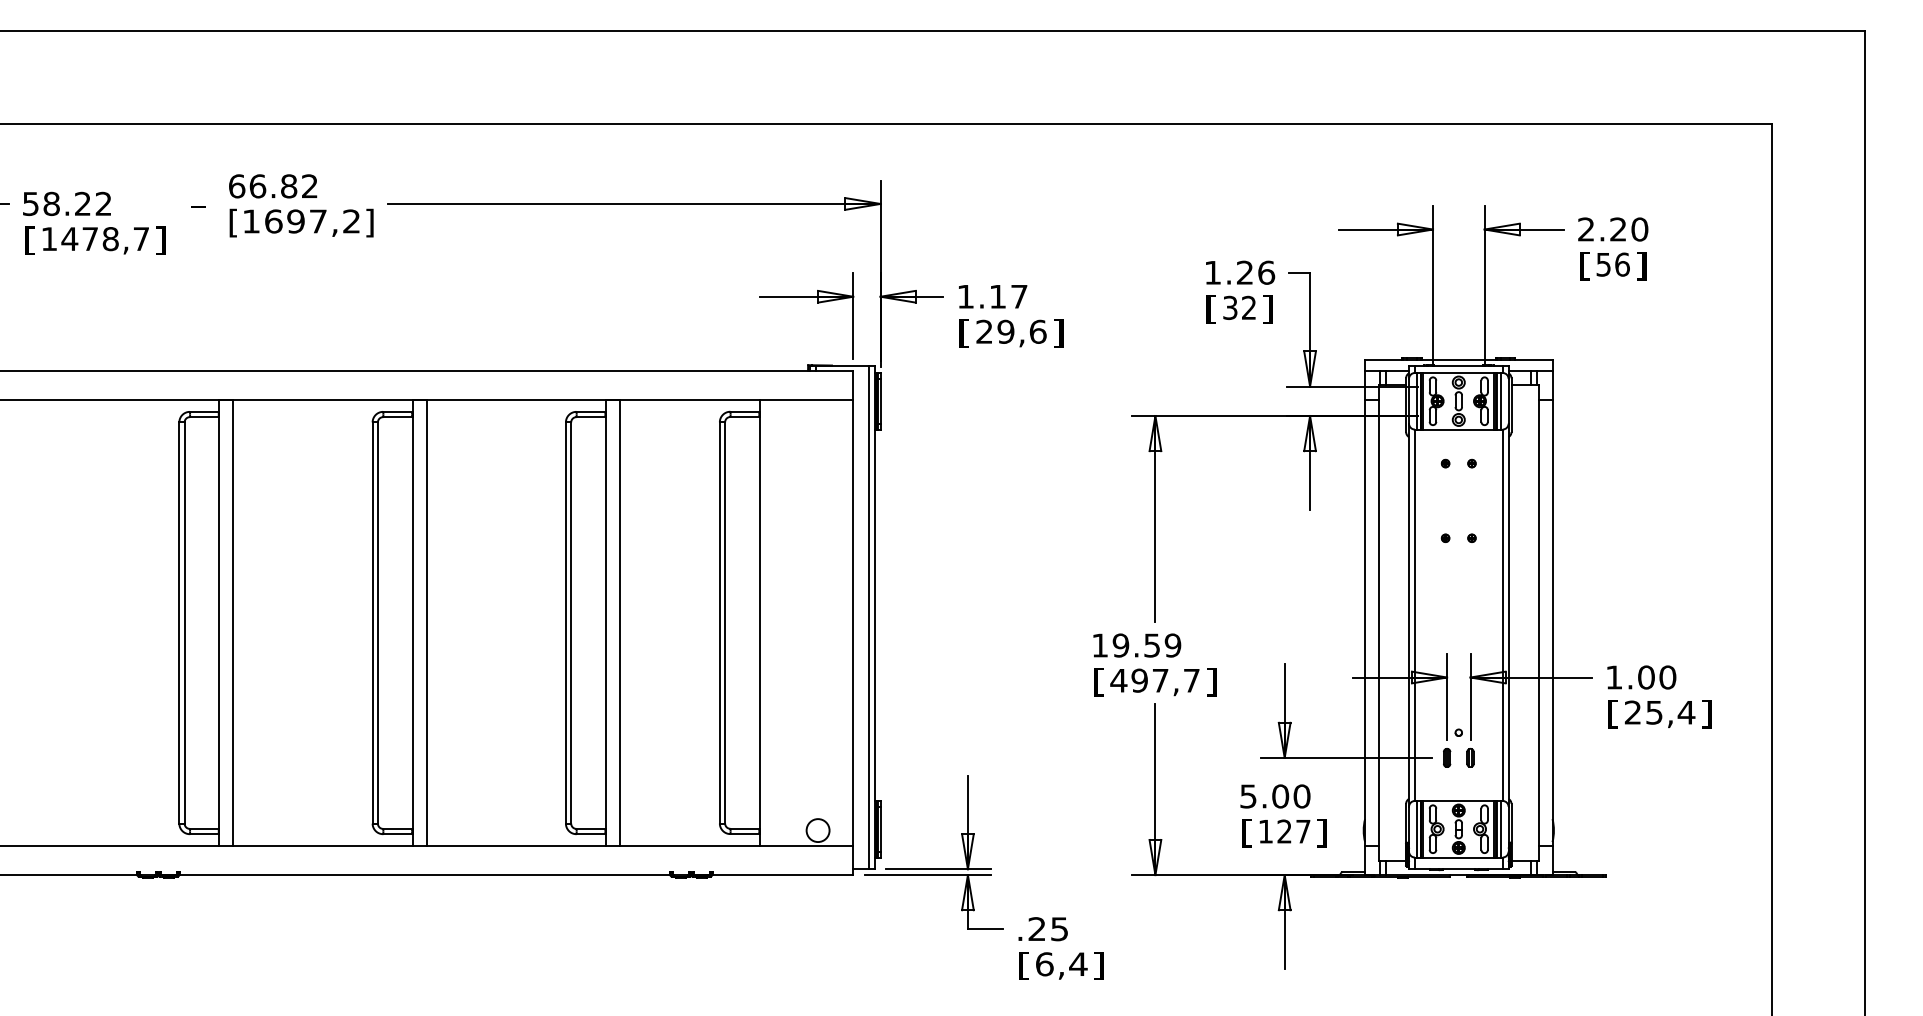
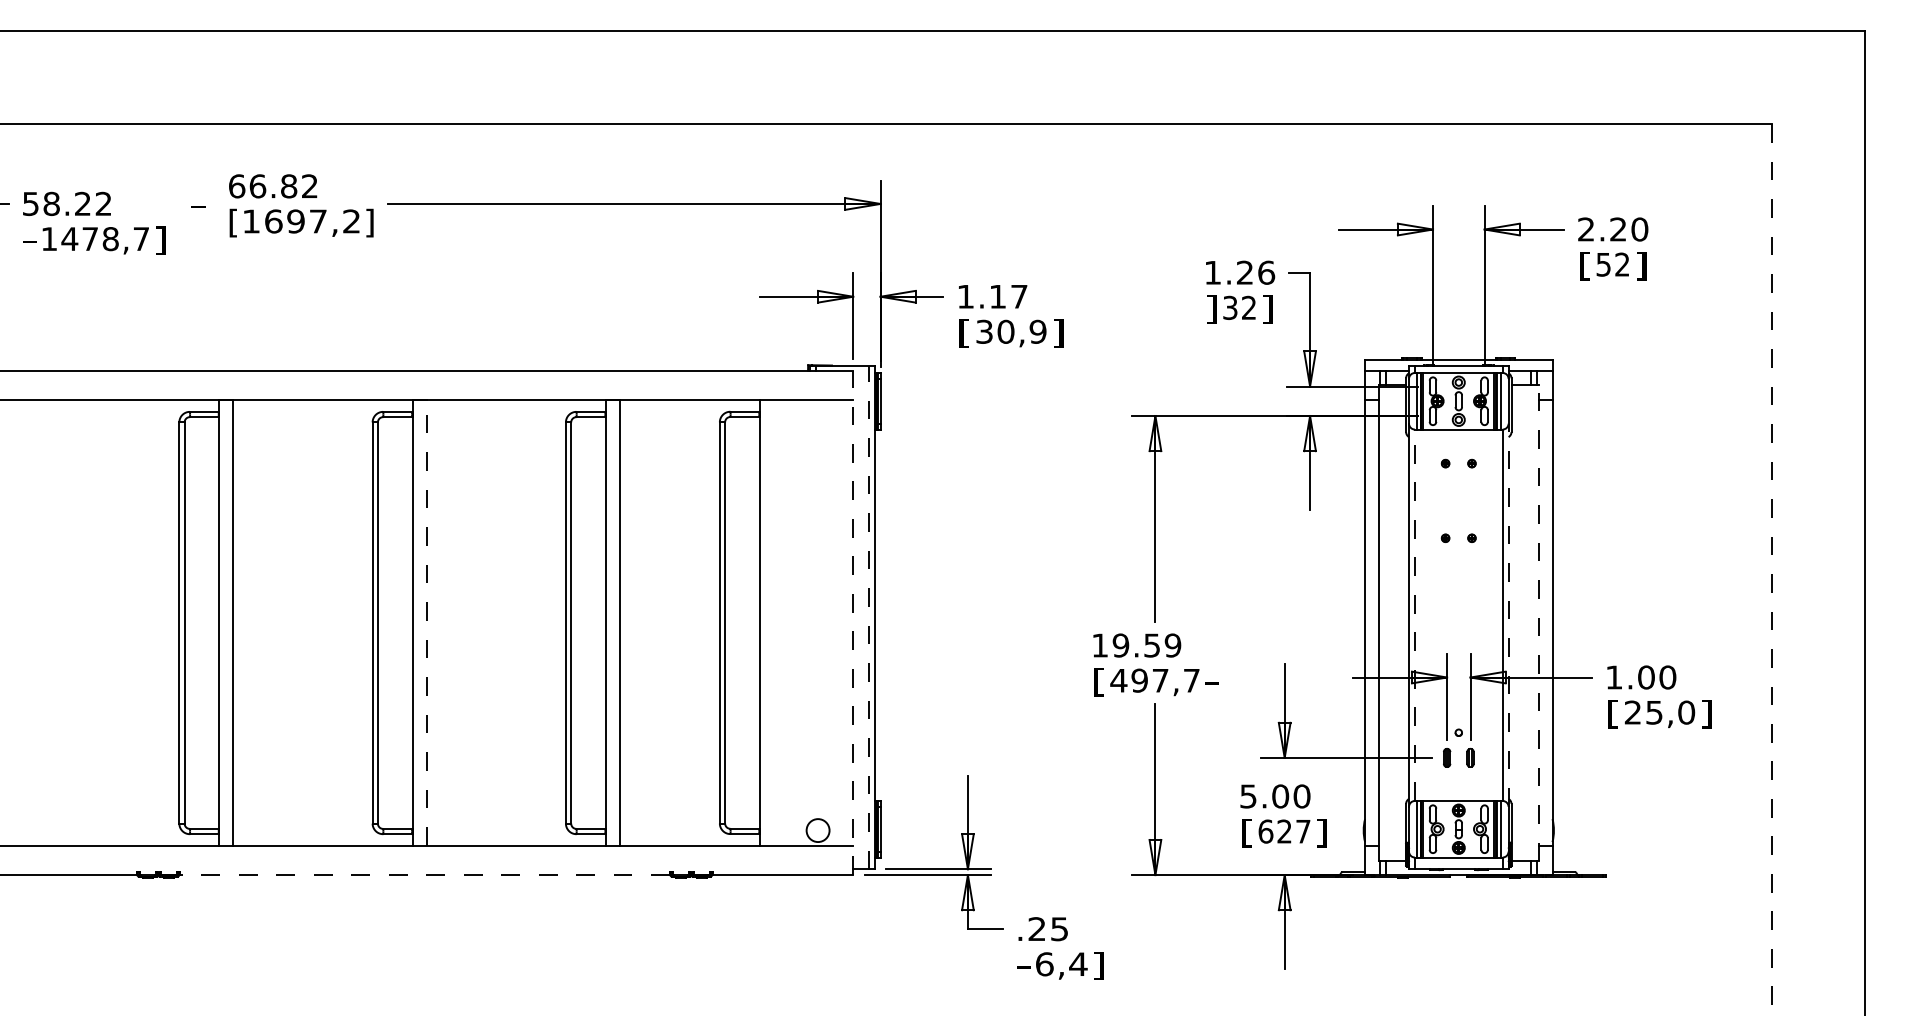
text: [ -> - (29, 240)
text: 56 -> 52 (1622, 264)
text: [ -> ] (1211, 309)
text: 29,6 -> 30,9 (1011, 331)
line: solid -> dashed (1771, 570)
line: solid -> dashed (1414, 615)
line: solid -> dashed (1508, 615)
line: solid -> dashed (869, 617)
line: solid -> dashed (426, 622)
line: solid -> dashed (853, 622)
line: solid -> dashed (1538, 622)
text: ] -> - (1211, 682)
text: 25,4 -> 25,0 (1686, 712)
text: 127 -> 627 (1265, 831)
line: solid -> dashed (424, 875)
text: [ -> - (1023, 965)
